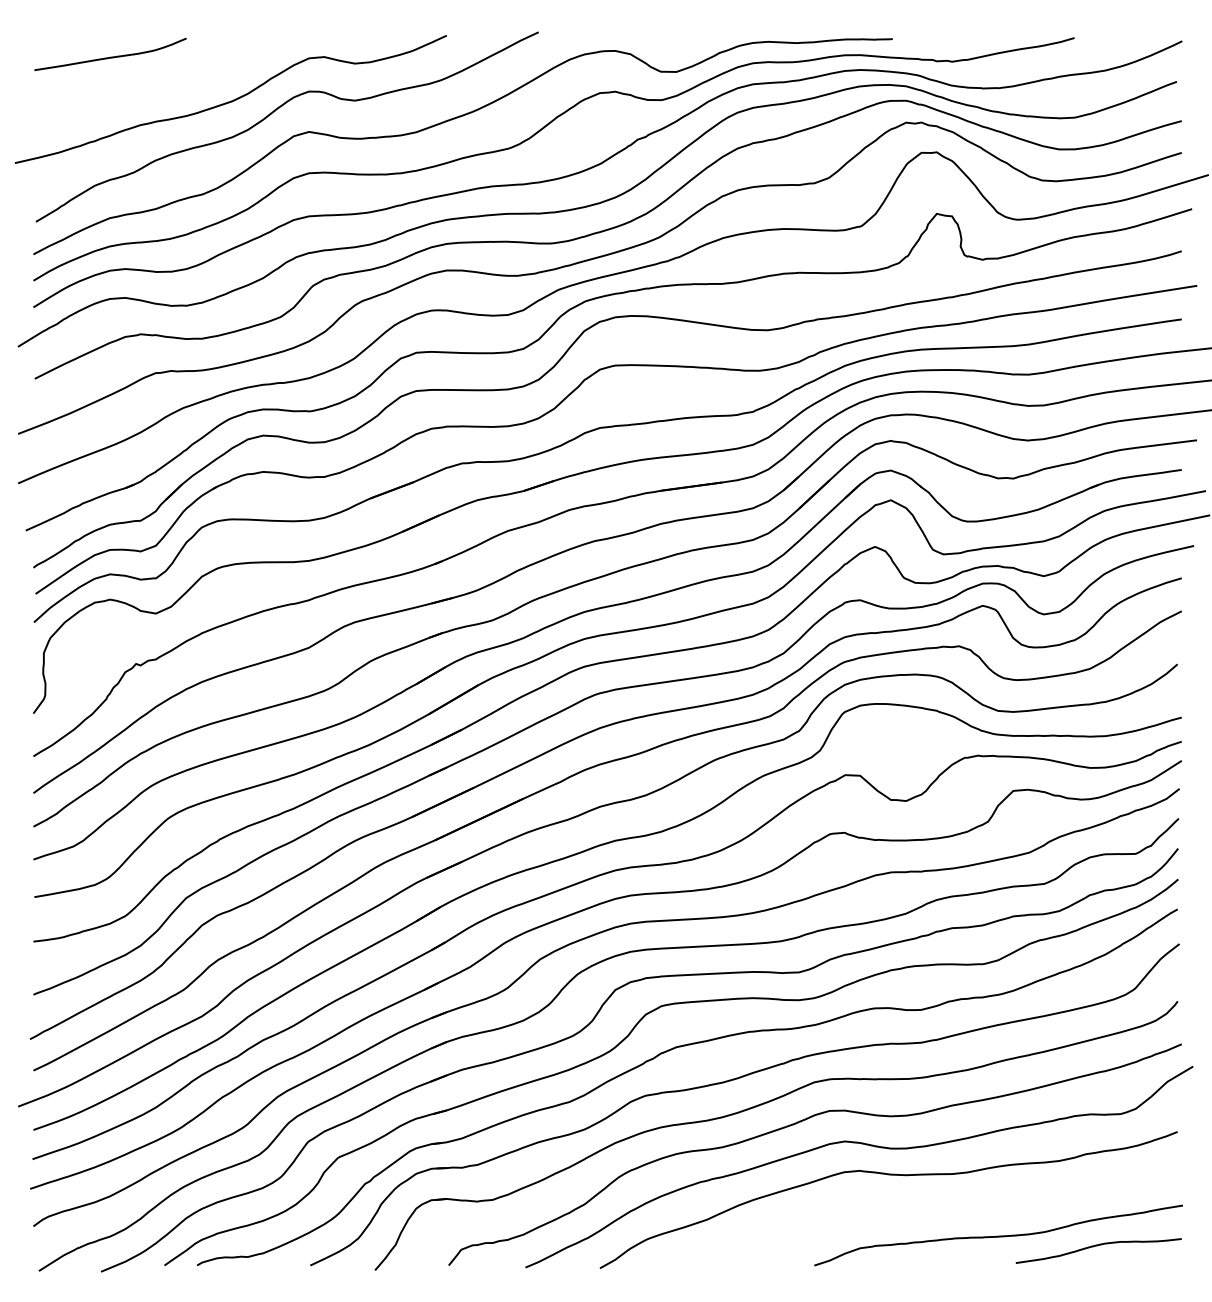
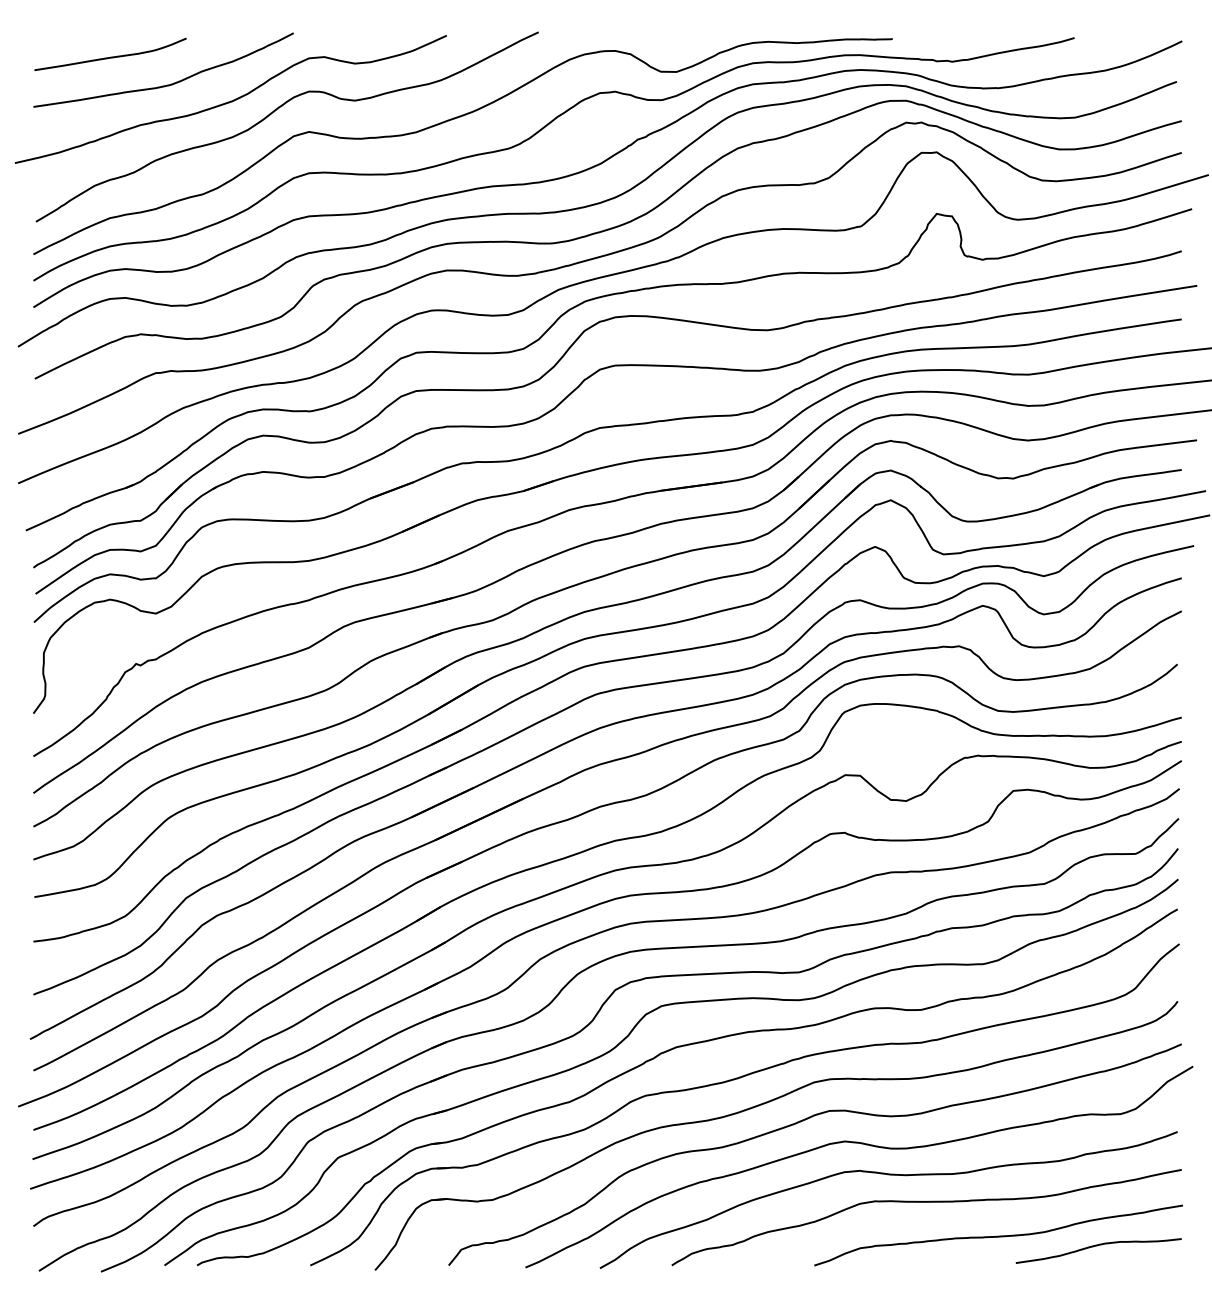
curve: none -> present (166, 84)
curve: none -> present (926, 1202)
